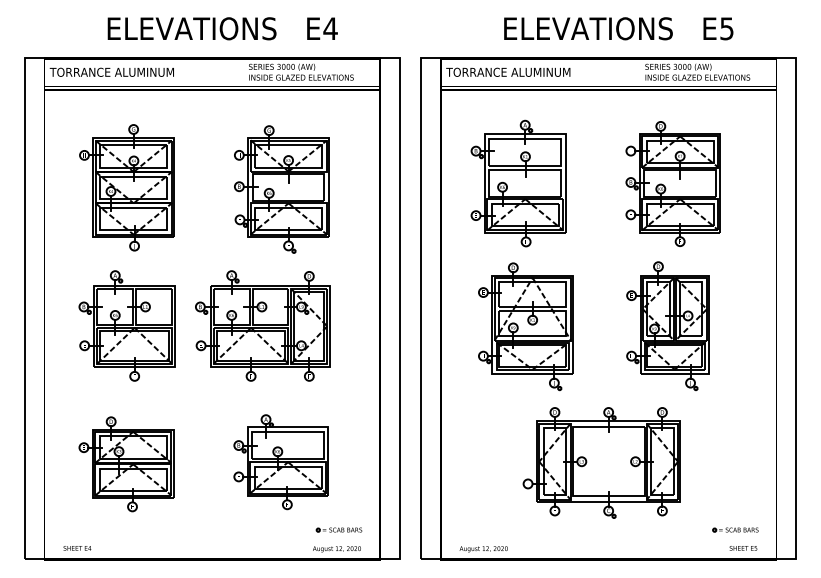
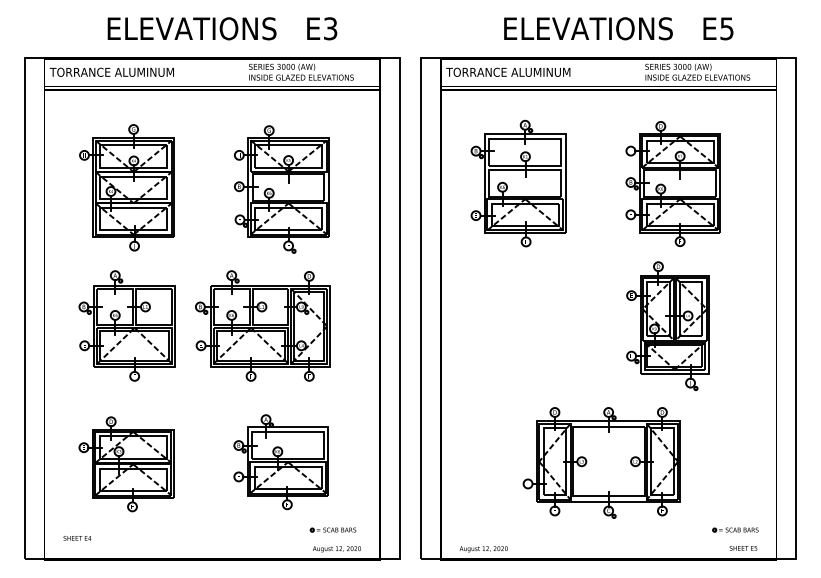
text: E4 -> E3 (330, 28)
part: present -> none (525, 326)
part position: (338, 529) -> (332, 529) (332, 529)
text position: (77, 548) -> (77, 538) (77, 538)
